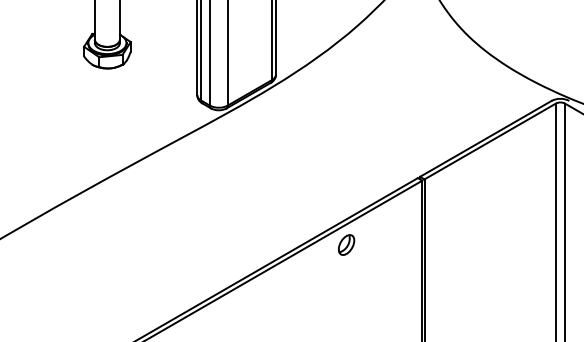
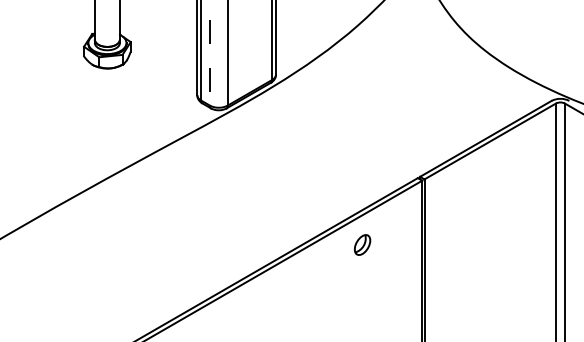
line: solid -> dashed (209, 53)
part position: (346, 244) -> (362, 244) (362, 244)
